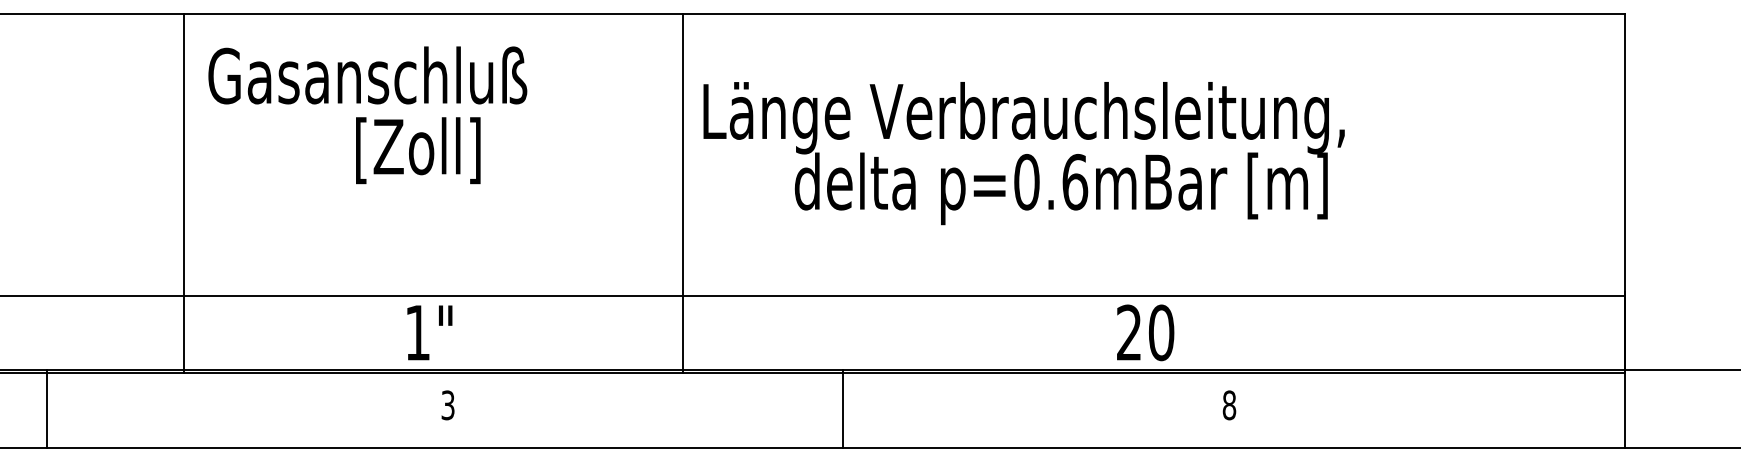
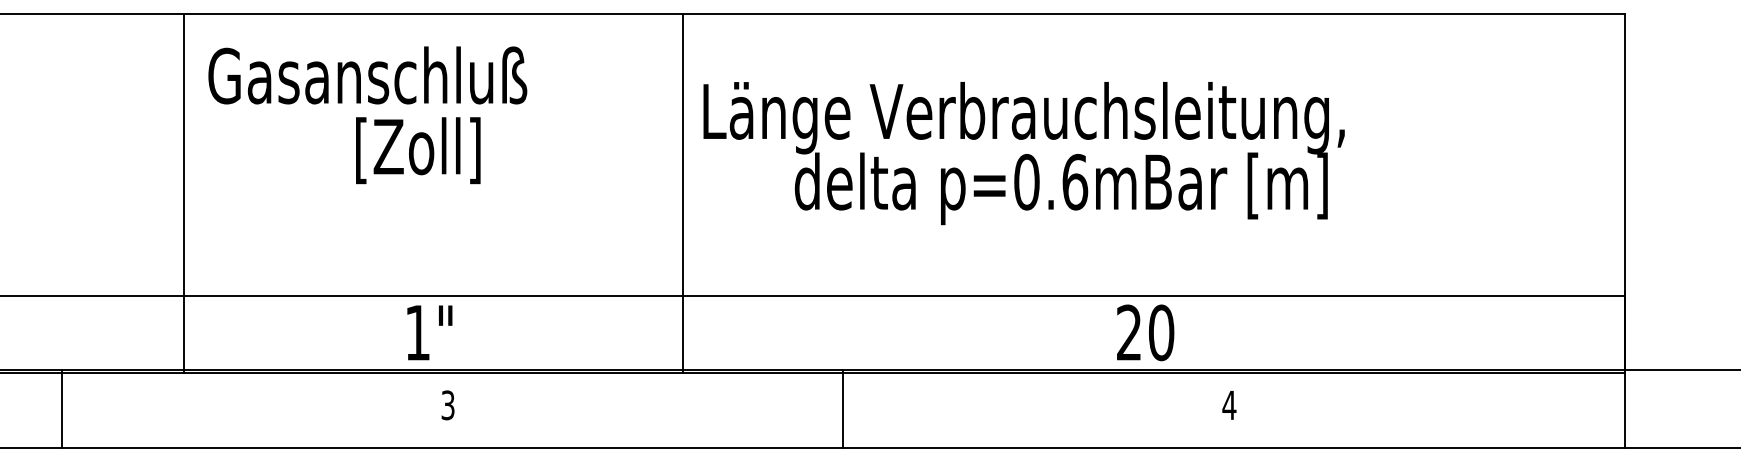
text: 8 -> 4 (1229, 405)
line position: (47, 409) -> (62, 409) (62, 409)
